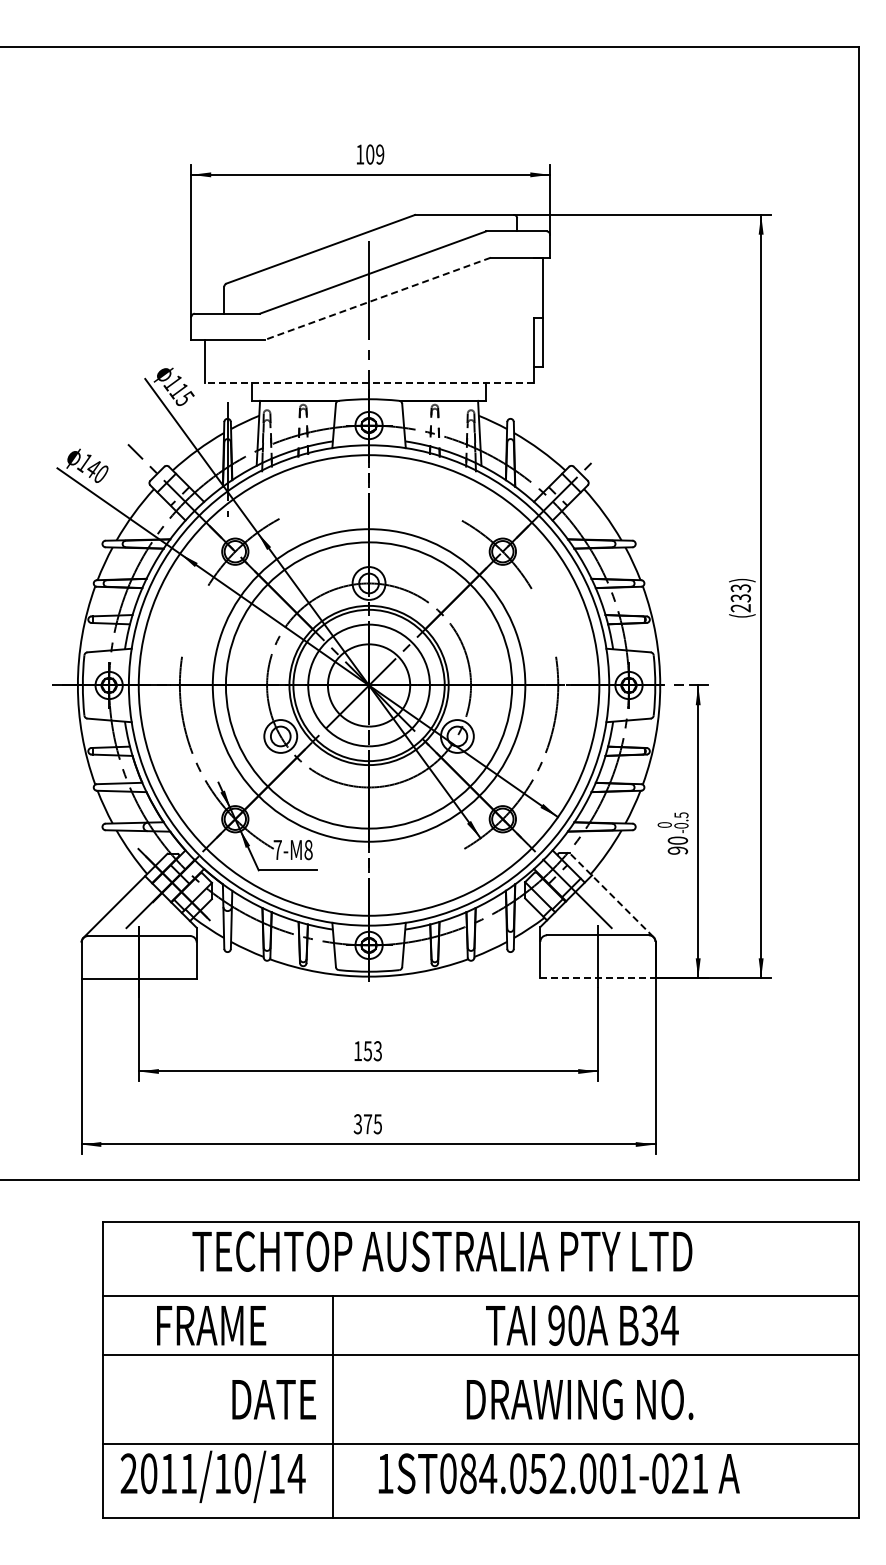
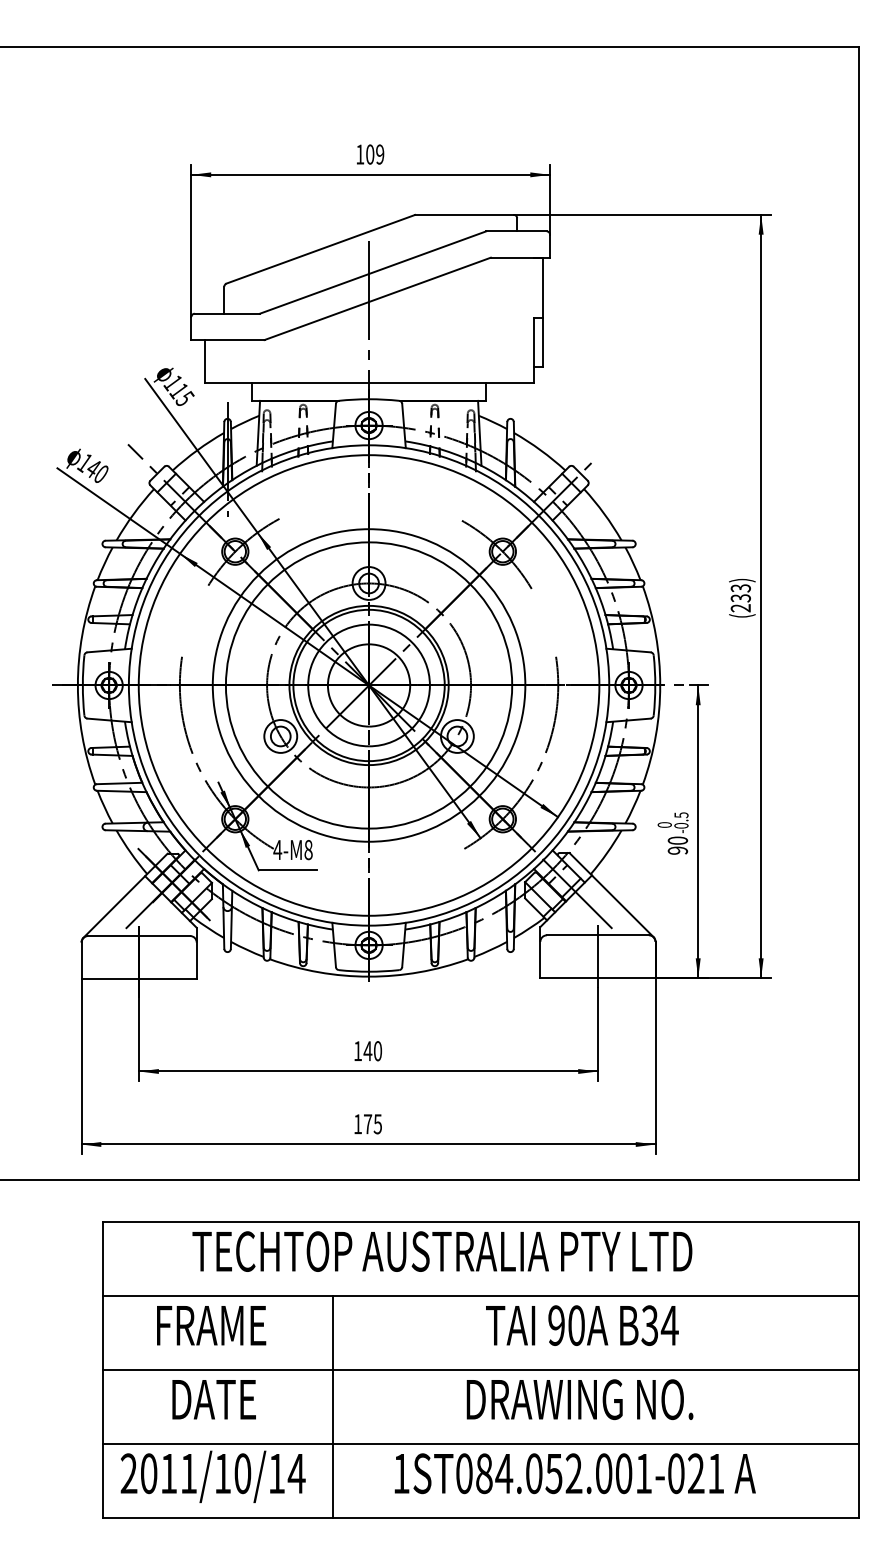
line: dashed -> solid (377, 299)
line: dashed -> solid (369, 383)
text: 7-M8 -> 4-M8 (277, 849)
line: dashed -> solid (611, 894)
line: dashed -> solid (597, 978)
text: 153 -> 140 (372, 1051)
text: 375 -> 175 (357, 1124)
line position: (480, 1354) -> (480, 1369) (480, 1369)
text position: (273, 1399) -> (213, 1399) (213, 1399)
text position: (558, 1473) -> (574, 1473) (574, 1473)
